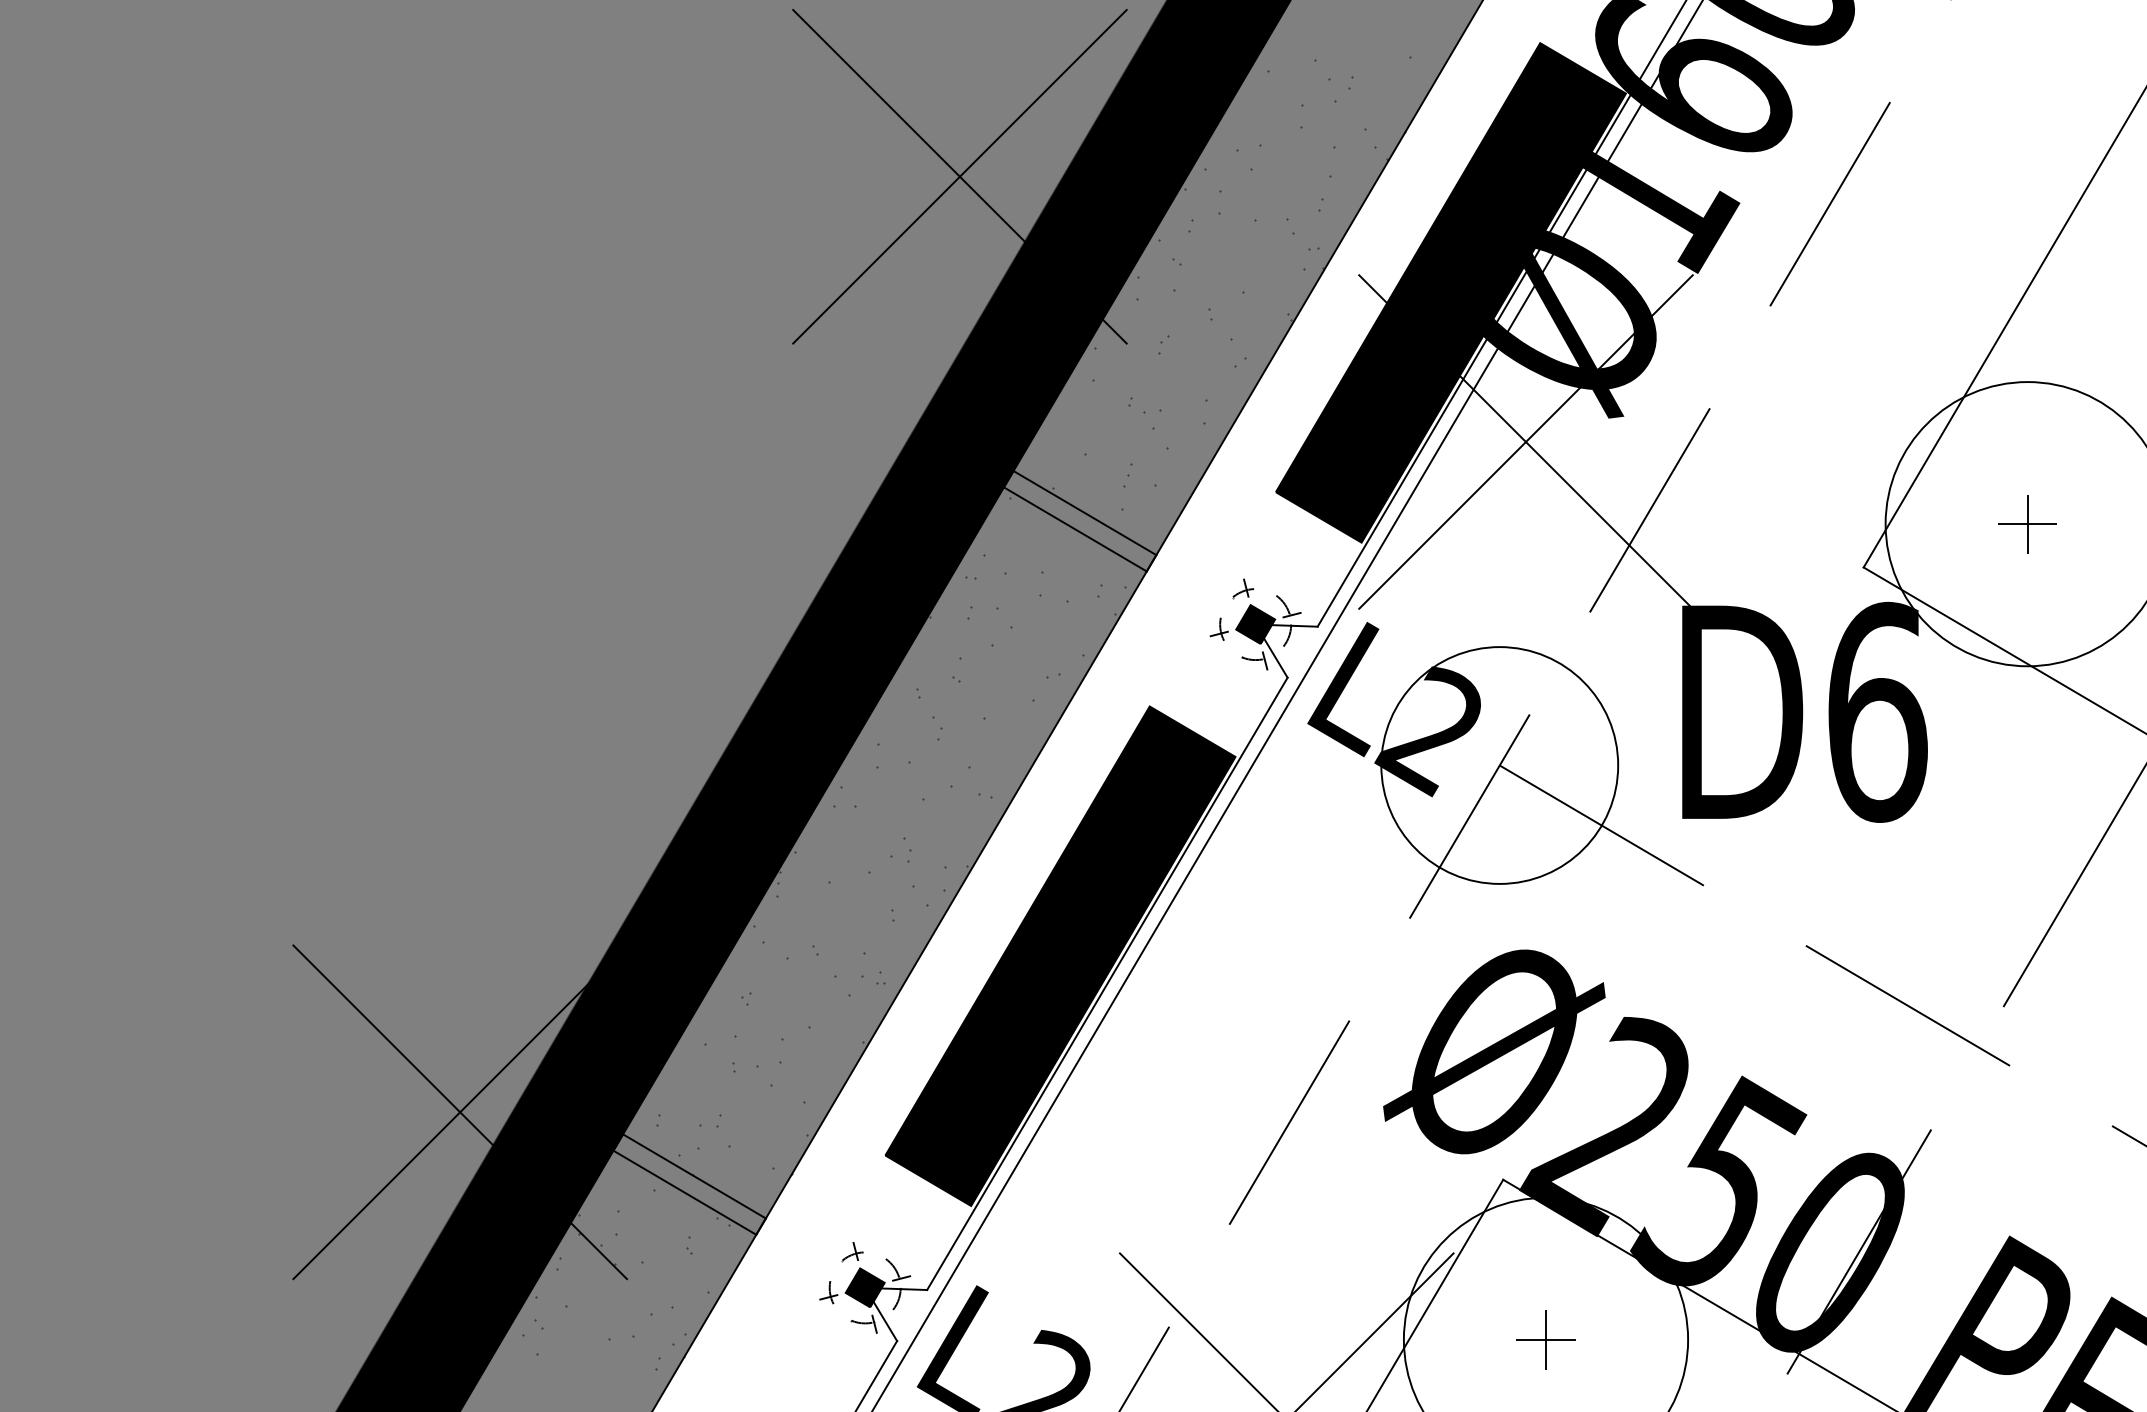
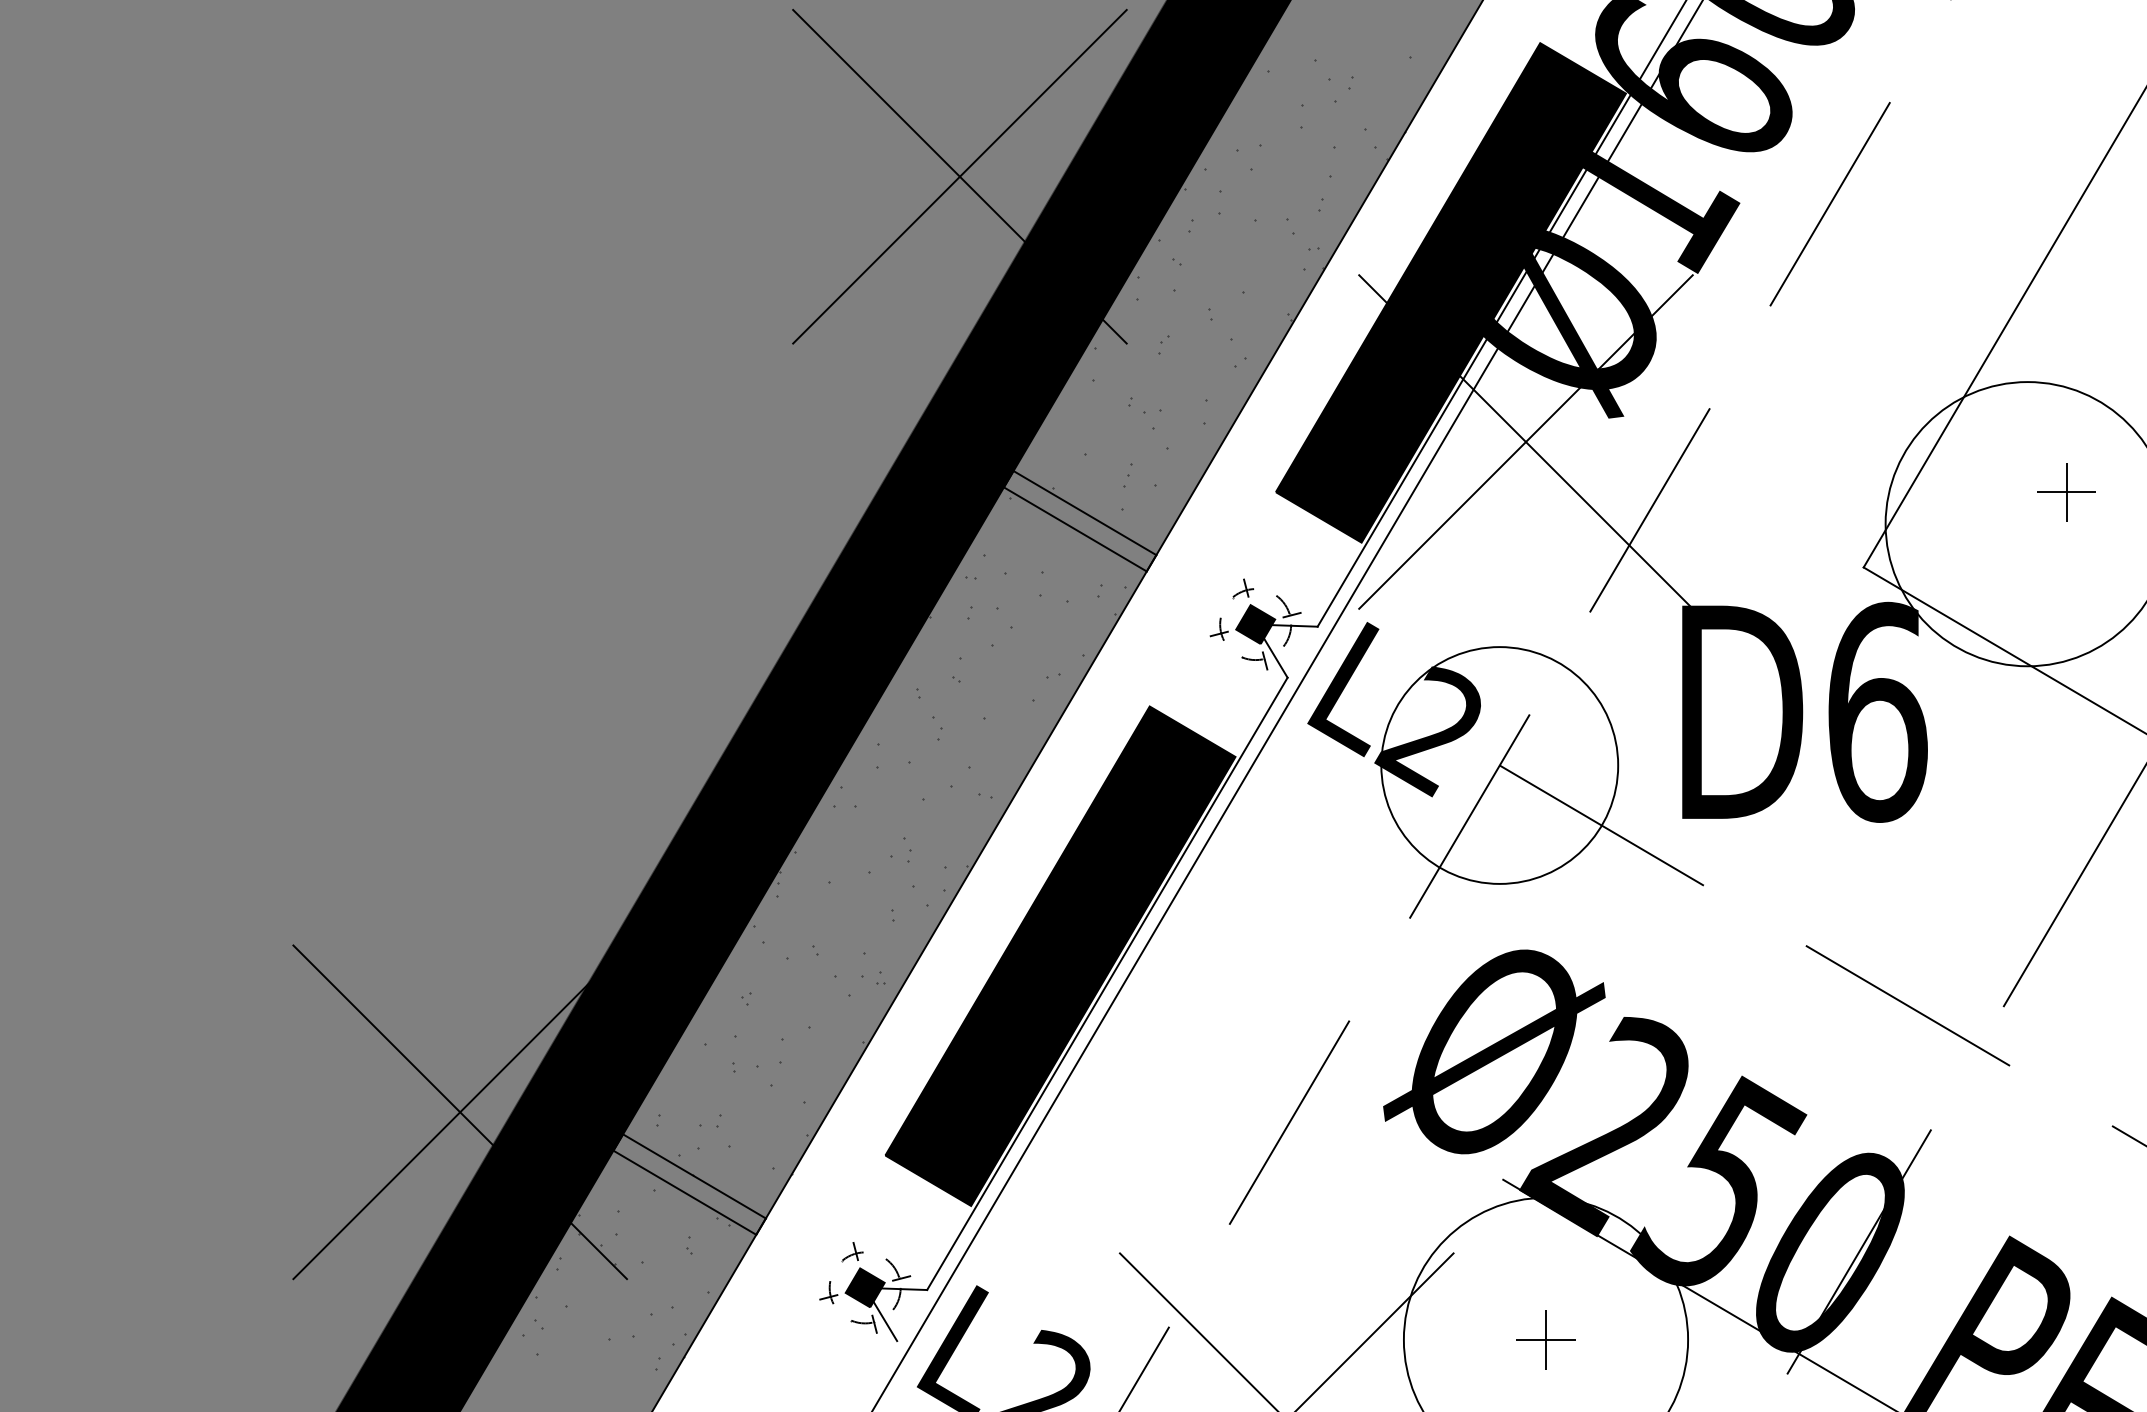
part position: (2027, 524) -> (2066, 492) (2066, 492)
line: present -> none (1435, 1293)
line: present -> none (877, 1374)
